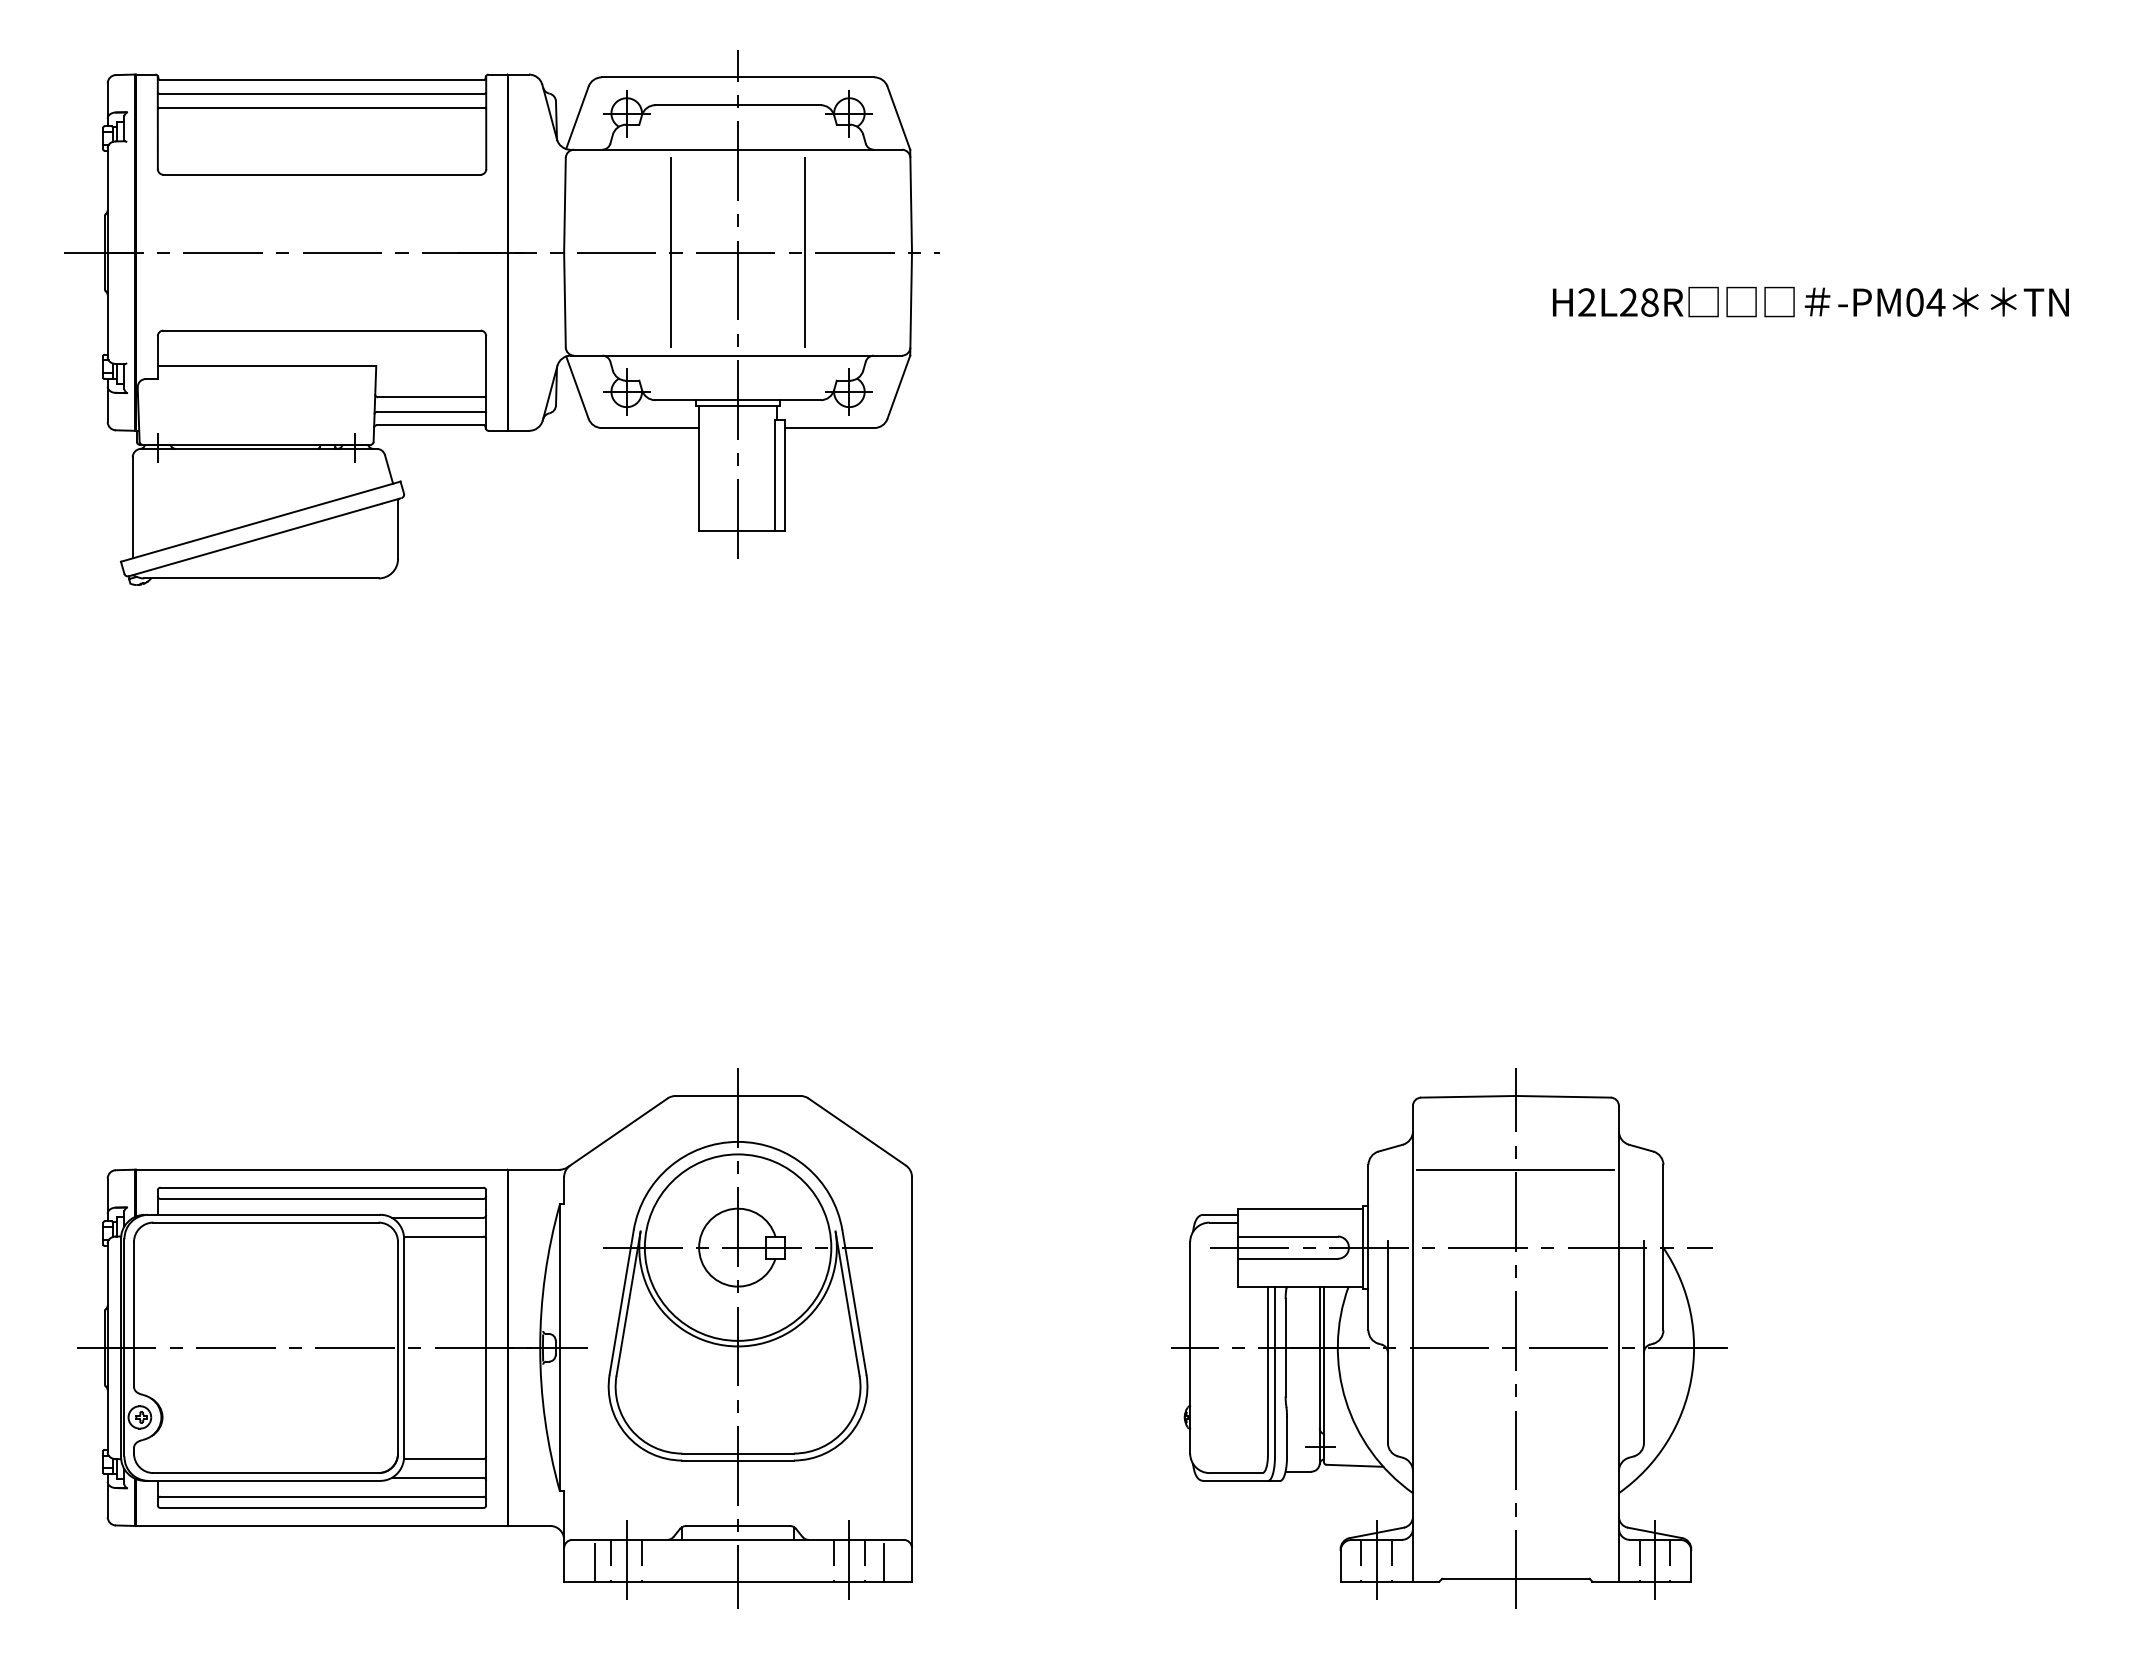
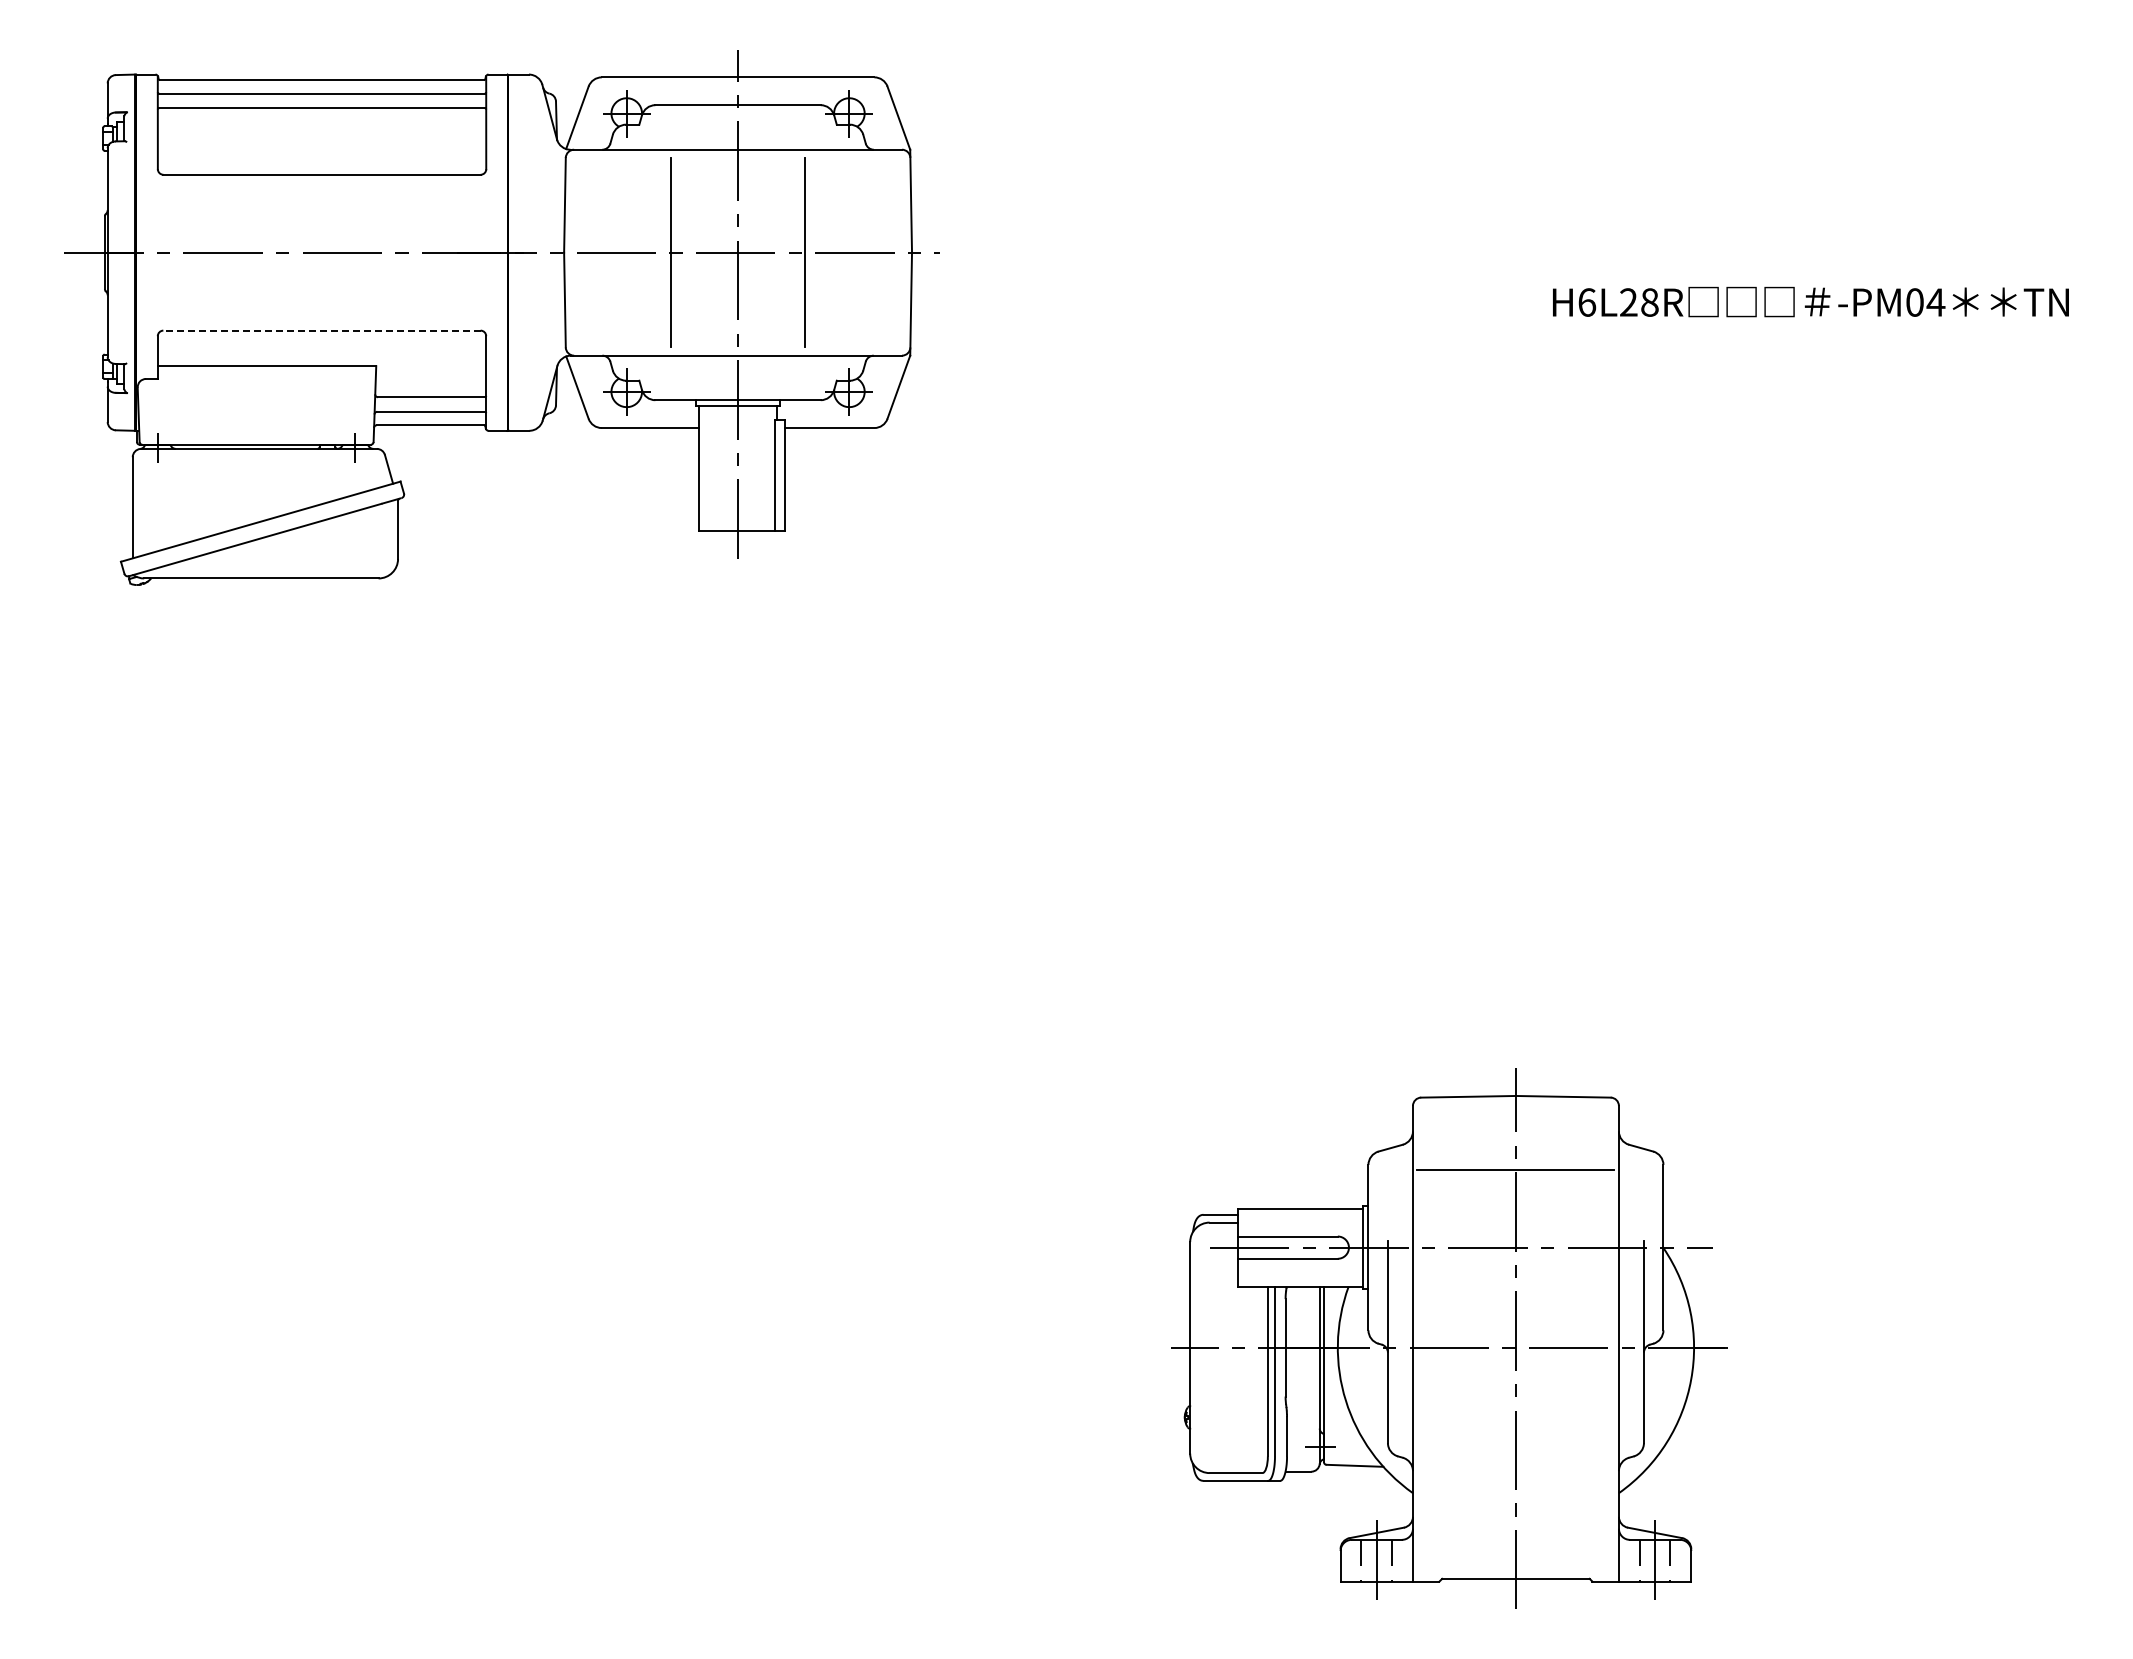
text: H2L28R -> H6L28R (1587, 302)
line: solid -> dashed (322, 330)
part: present -> none (494, 1338)
